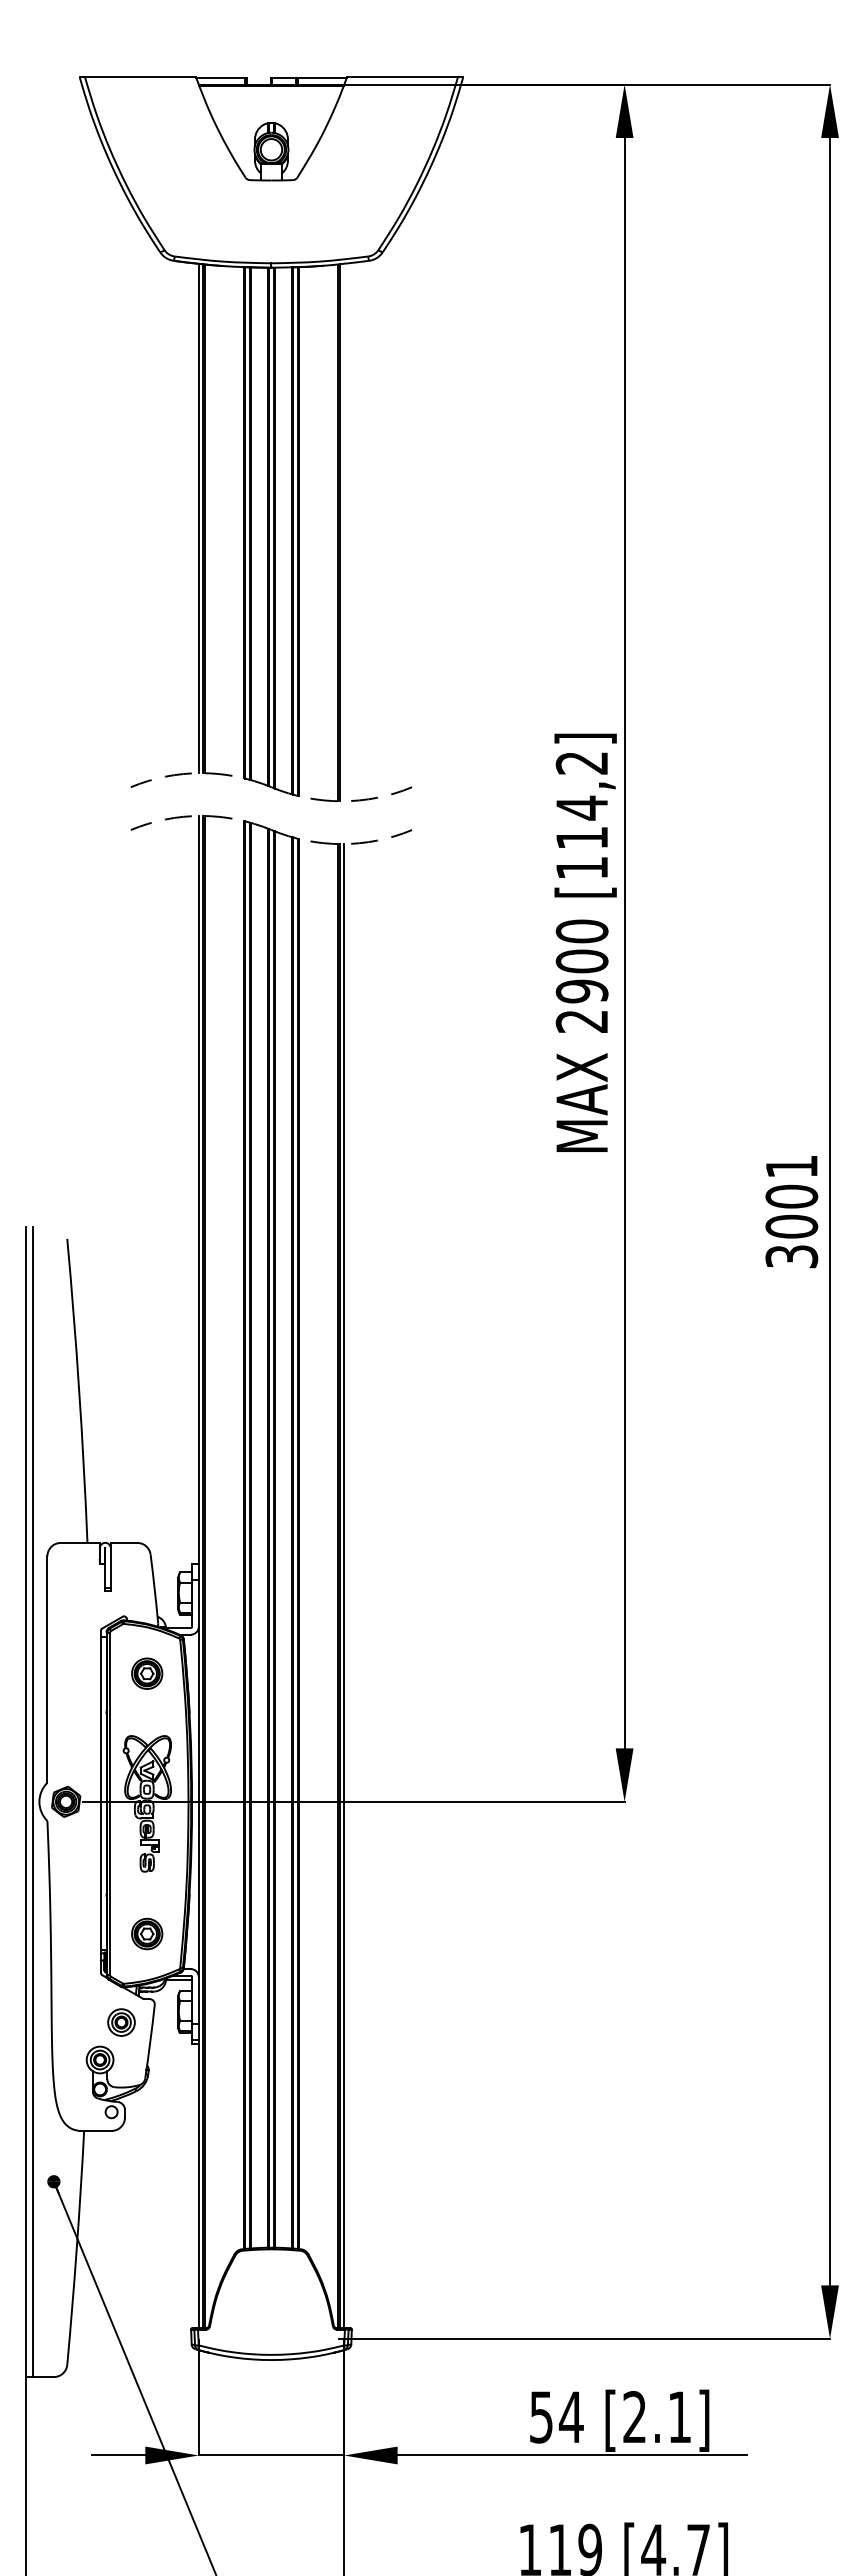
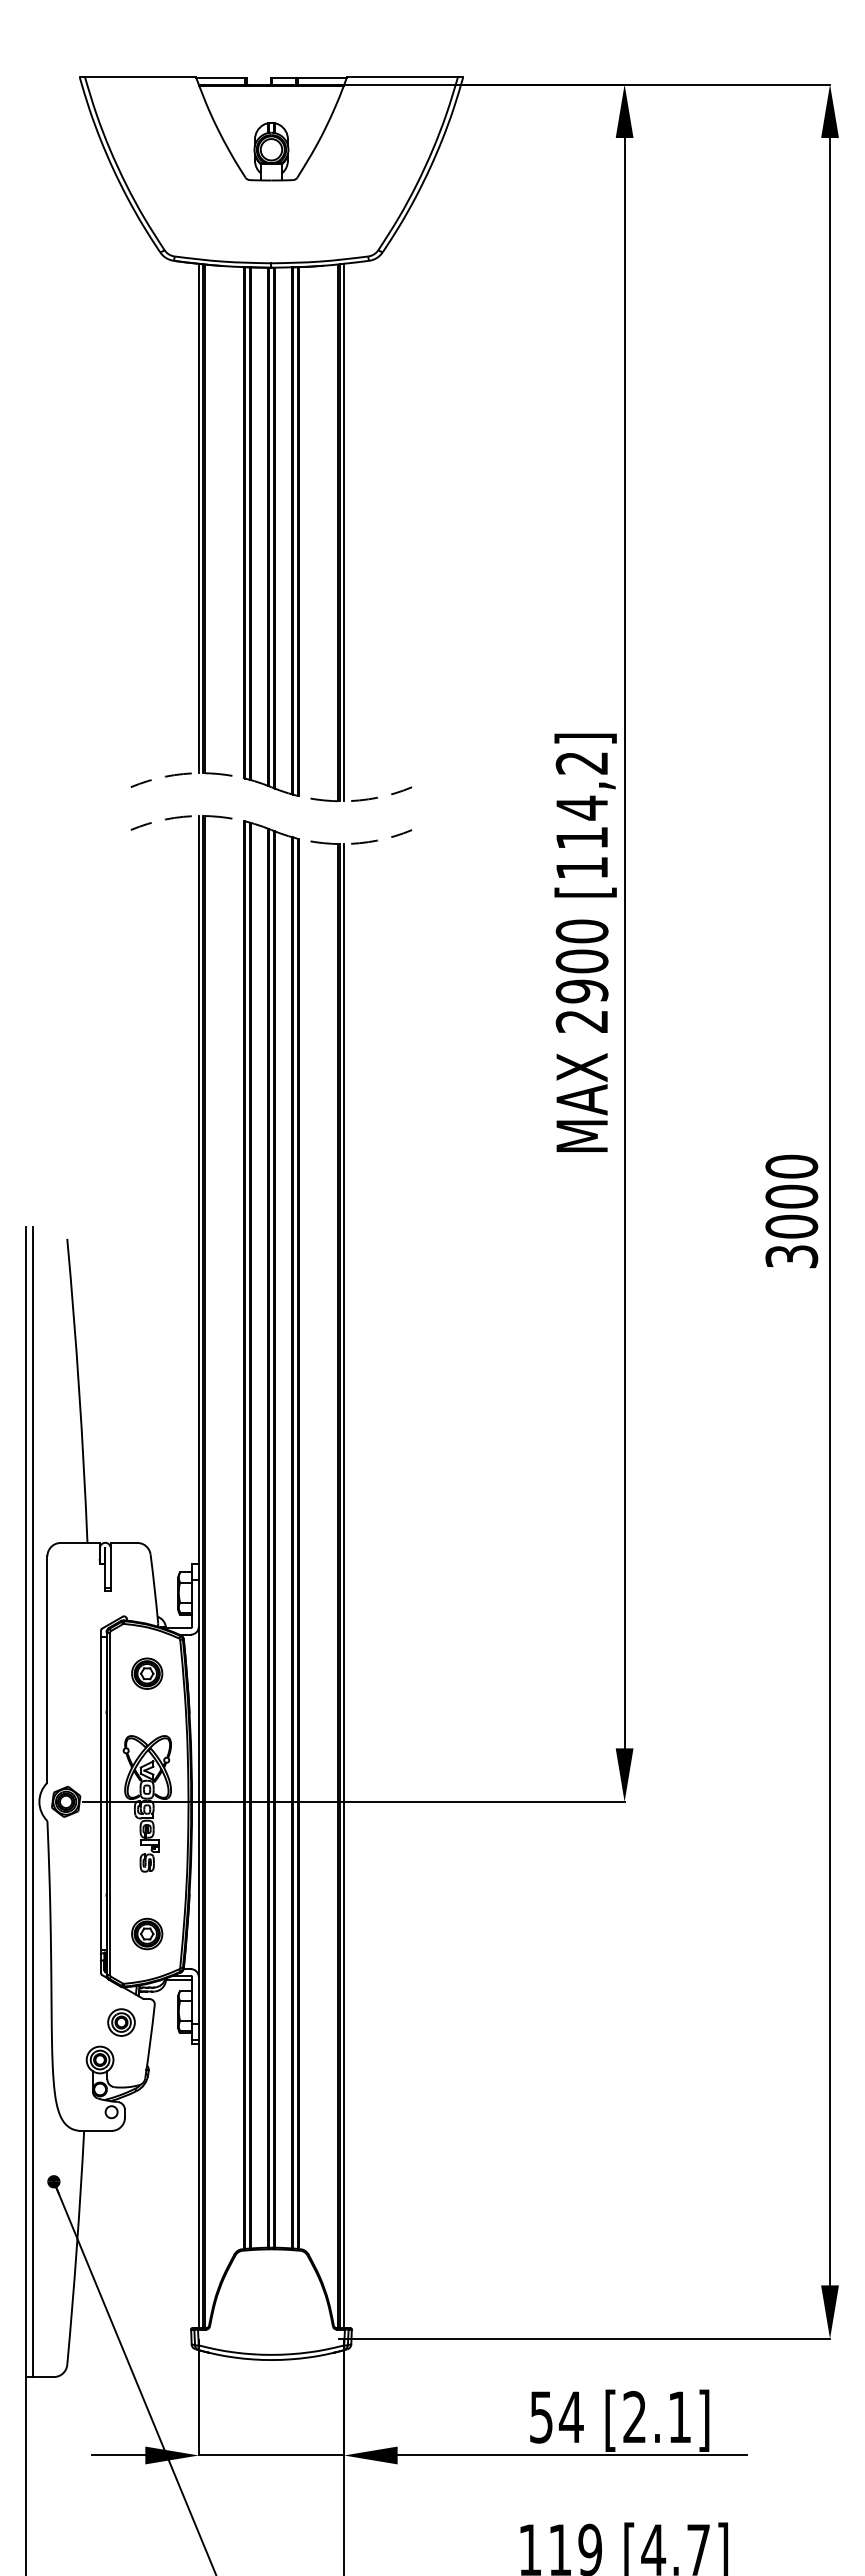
line: none -> present (344, 532)
text: 3001 -> 3000 (791, 1166)
